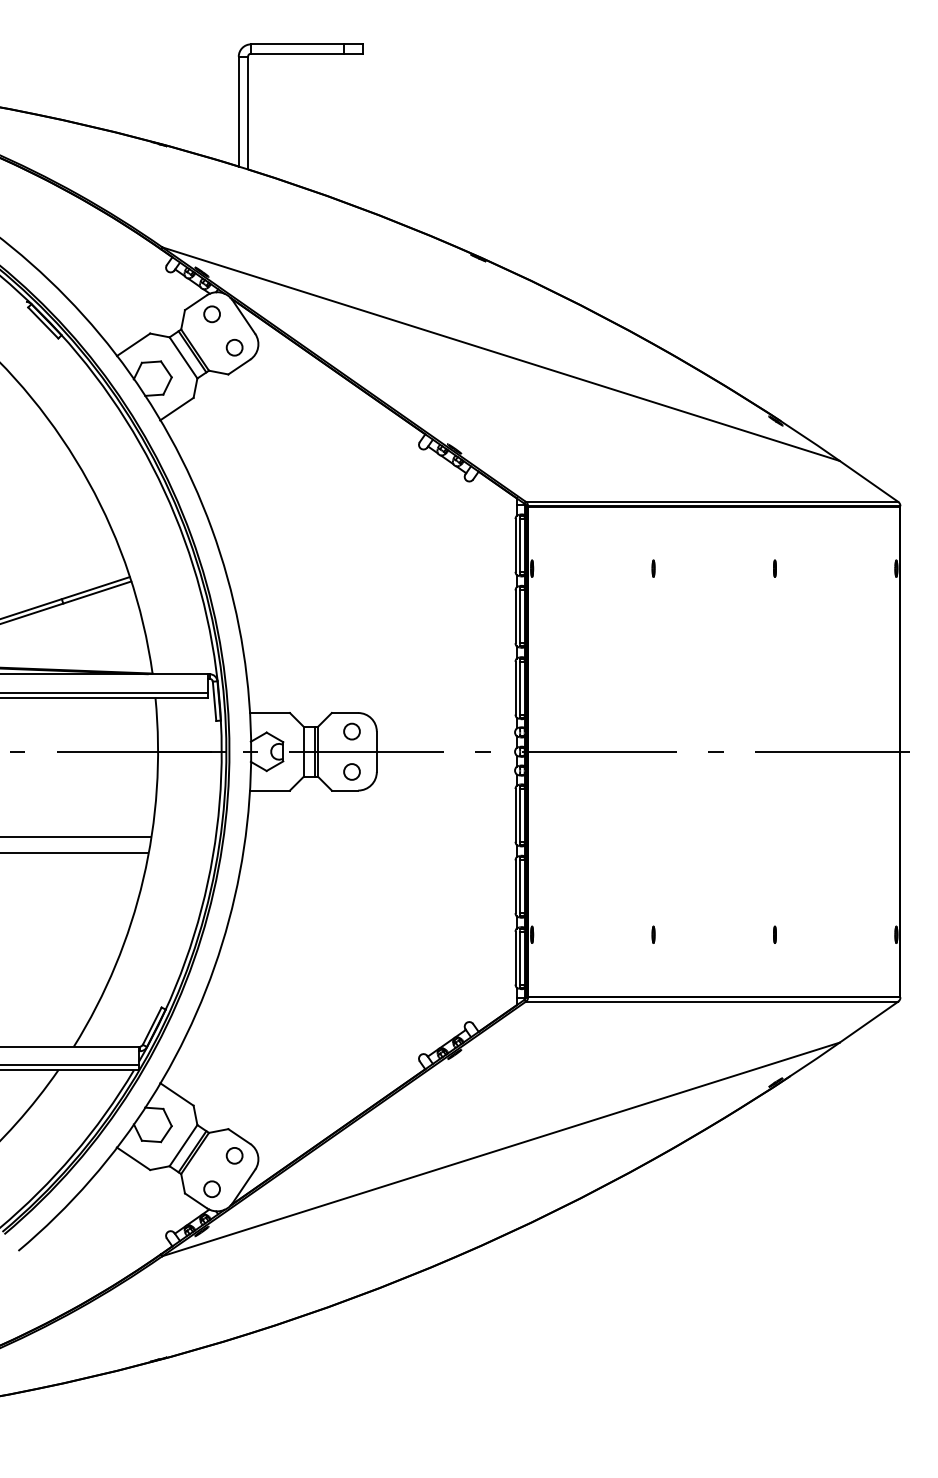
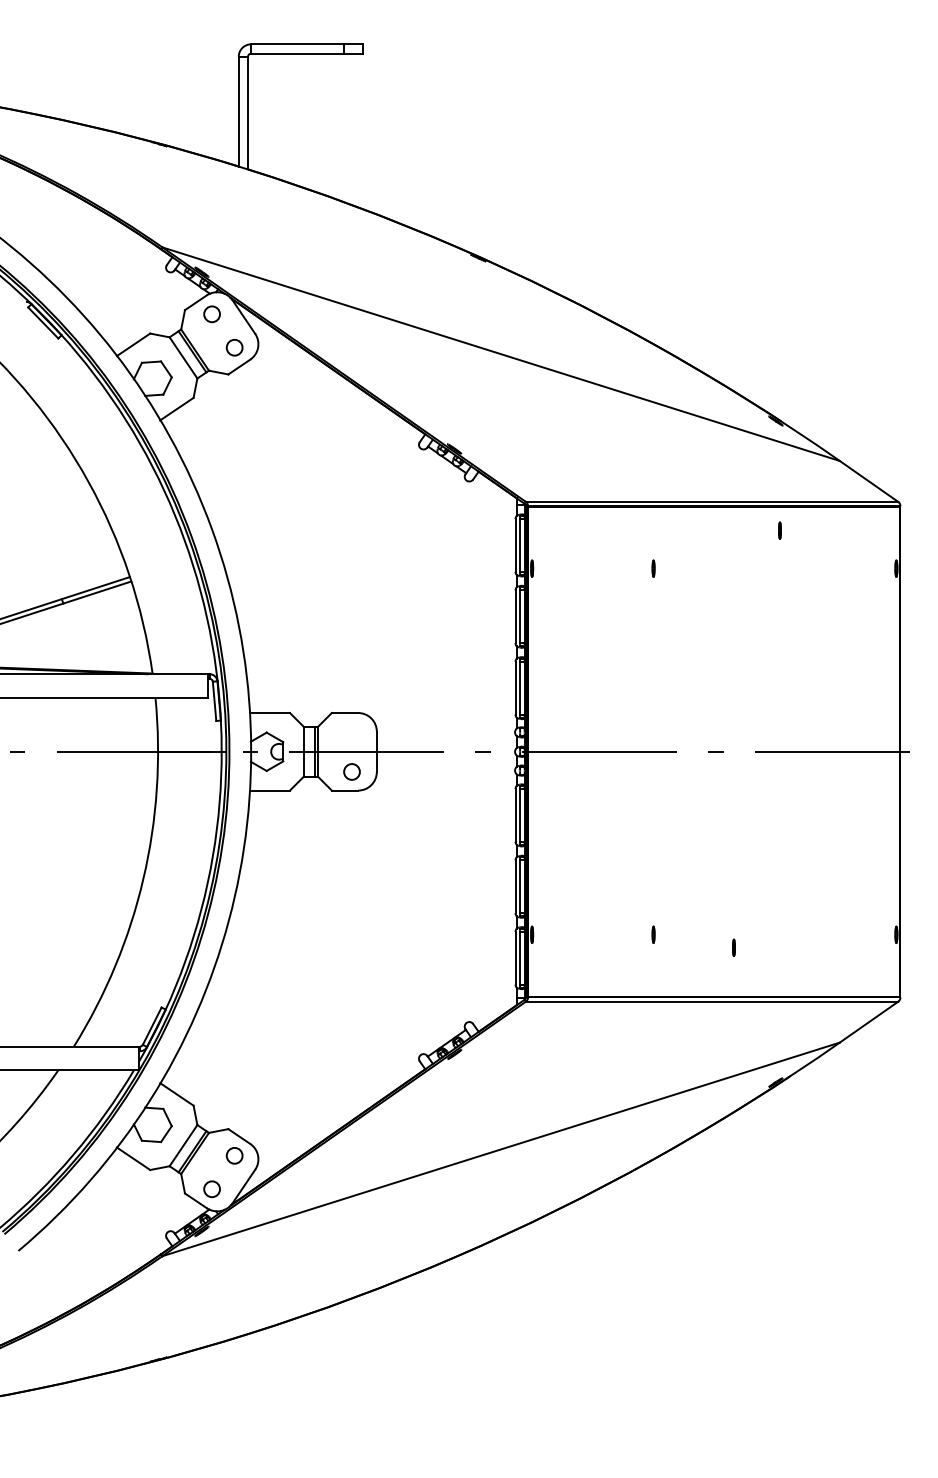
line position: (774, 568) -> (779, 530) (779, 530)
line: present -> none (104, 693)
circle: present -> none (351, 731)
line: present -> none (76, 837)
line: present -> none (75, 853)
line position: (774, 934) -> (733, 947) (733, 947)
line: present -> none (70, 1065)
